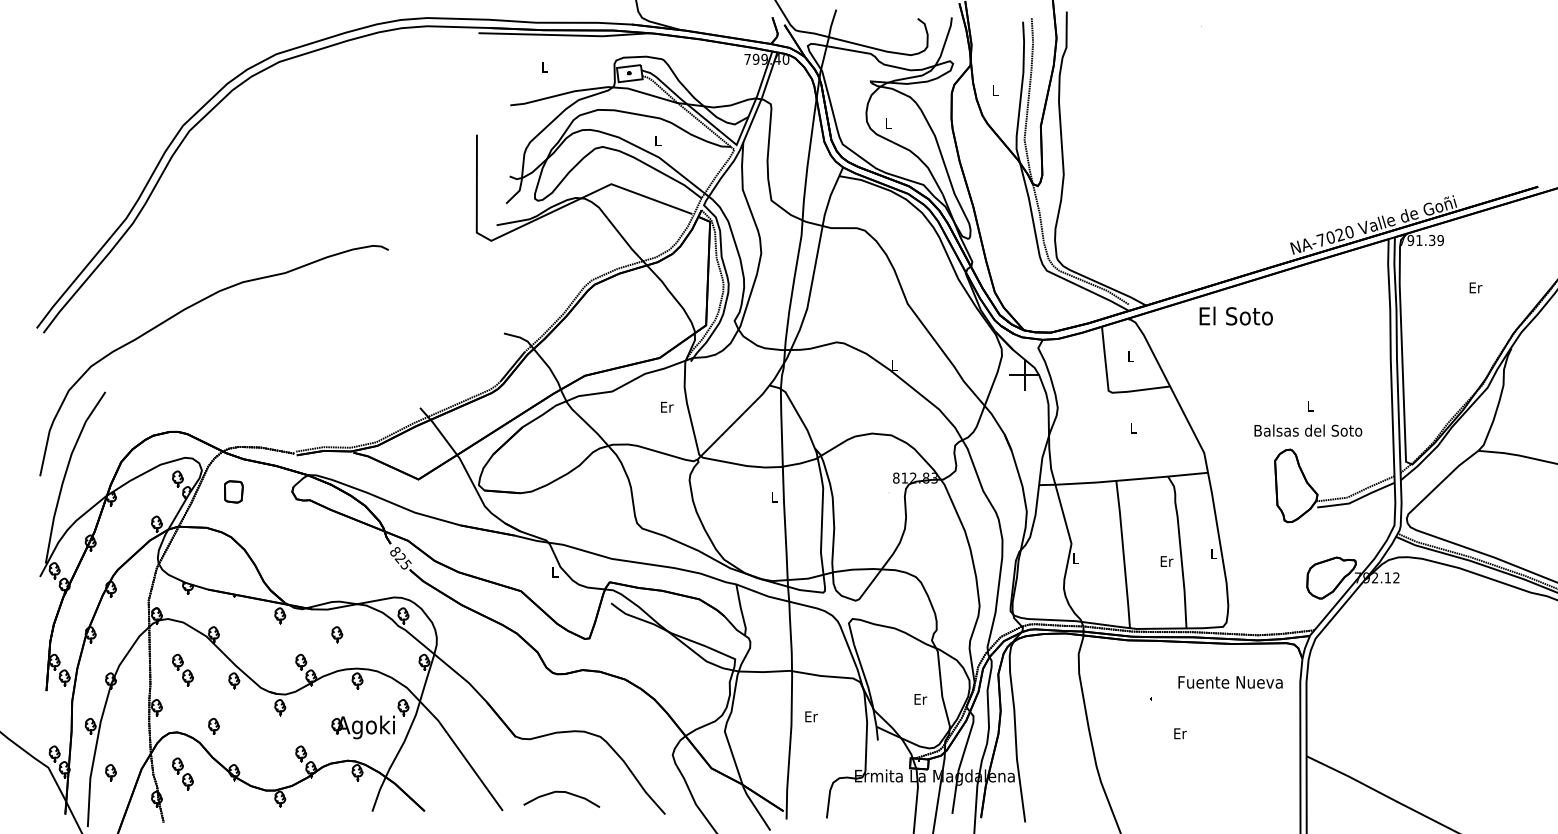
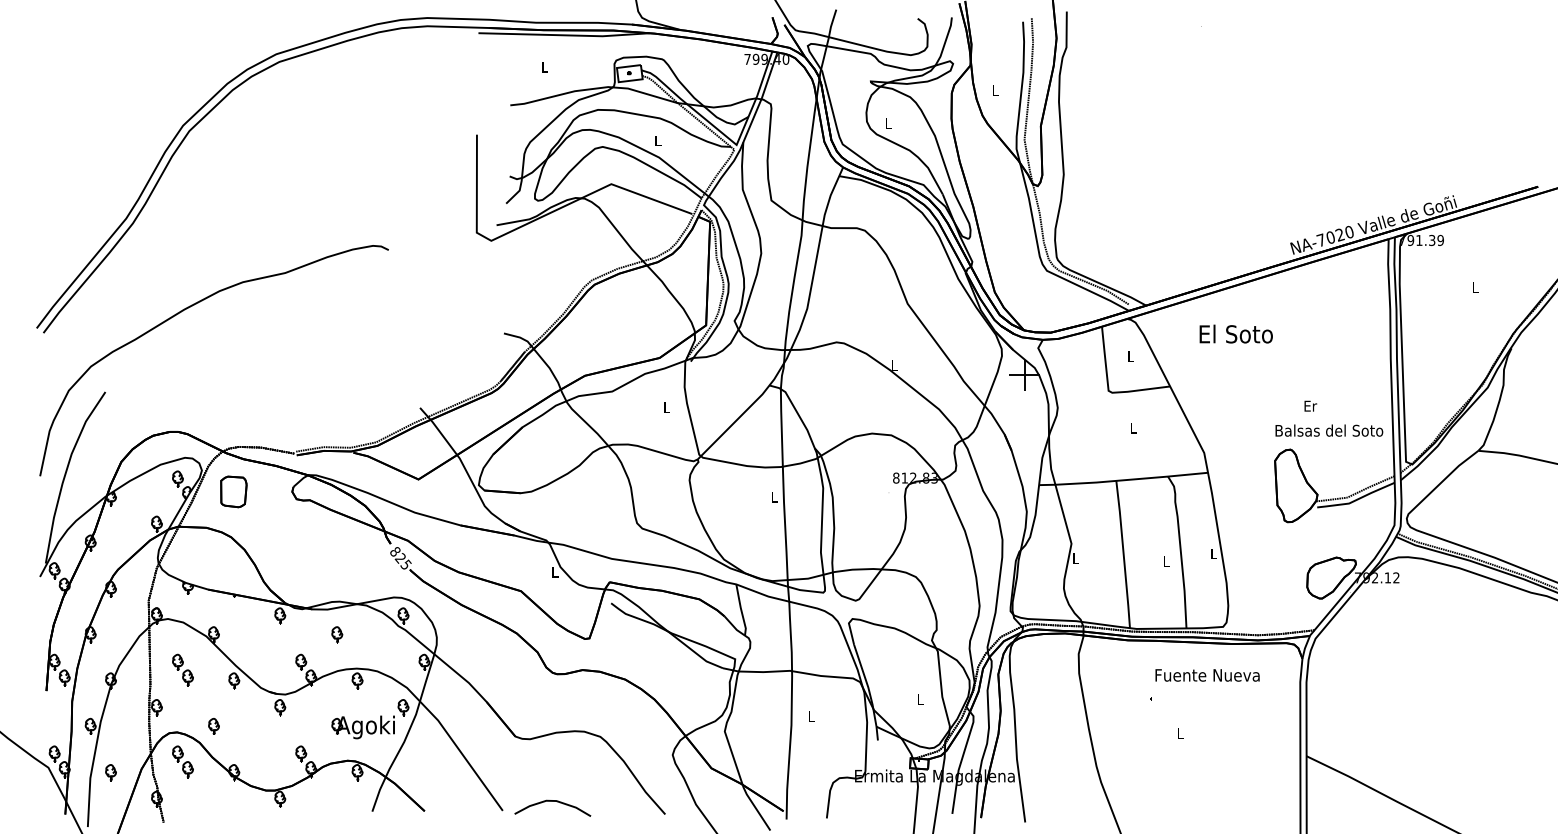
text: Er -> L (1475, 287)
text position: (1235, 315) -> (1235, 333) (1235, 333)
text: L -> Er (1310, 405)
text: Er -> L (667, 406)
text position: (1308, 430) -> (1329, 430) (1329, 430)
part size: 20x24 px -> 28x34 px (233, 491)
text: Er -> L (1166, 561)
text position: (1230, 682) -> (1207, 675) (1207, 675)
text: Er -> L (920, 699)
text: Er -> L (811, 716)
text: Er -> L (1180, 733)
part position: (182, 773) -> (182, 761) (182, 761)
curve position: (561, 792) -> (552, 801) (552, 801)
